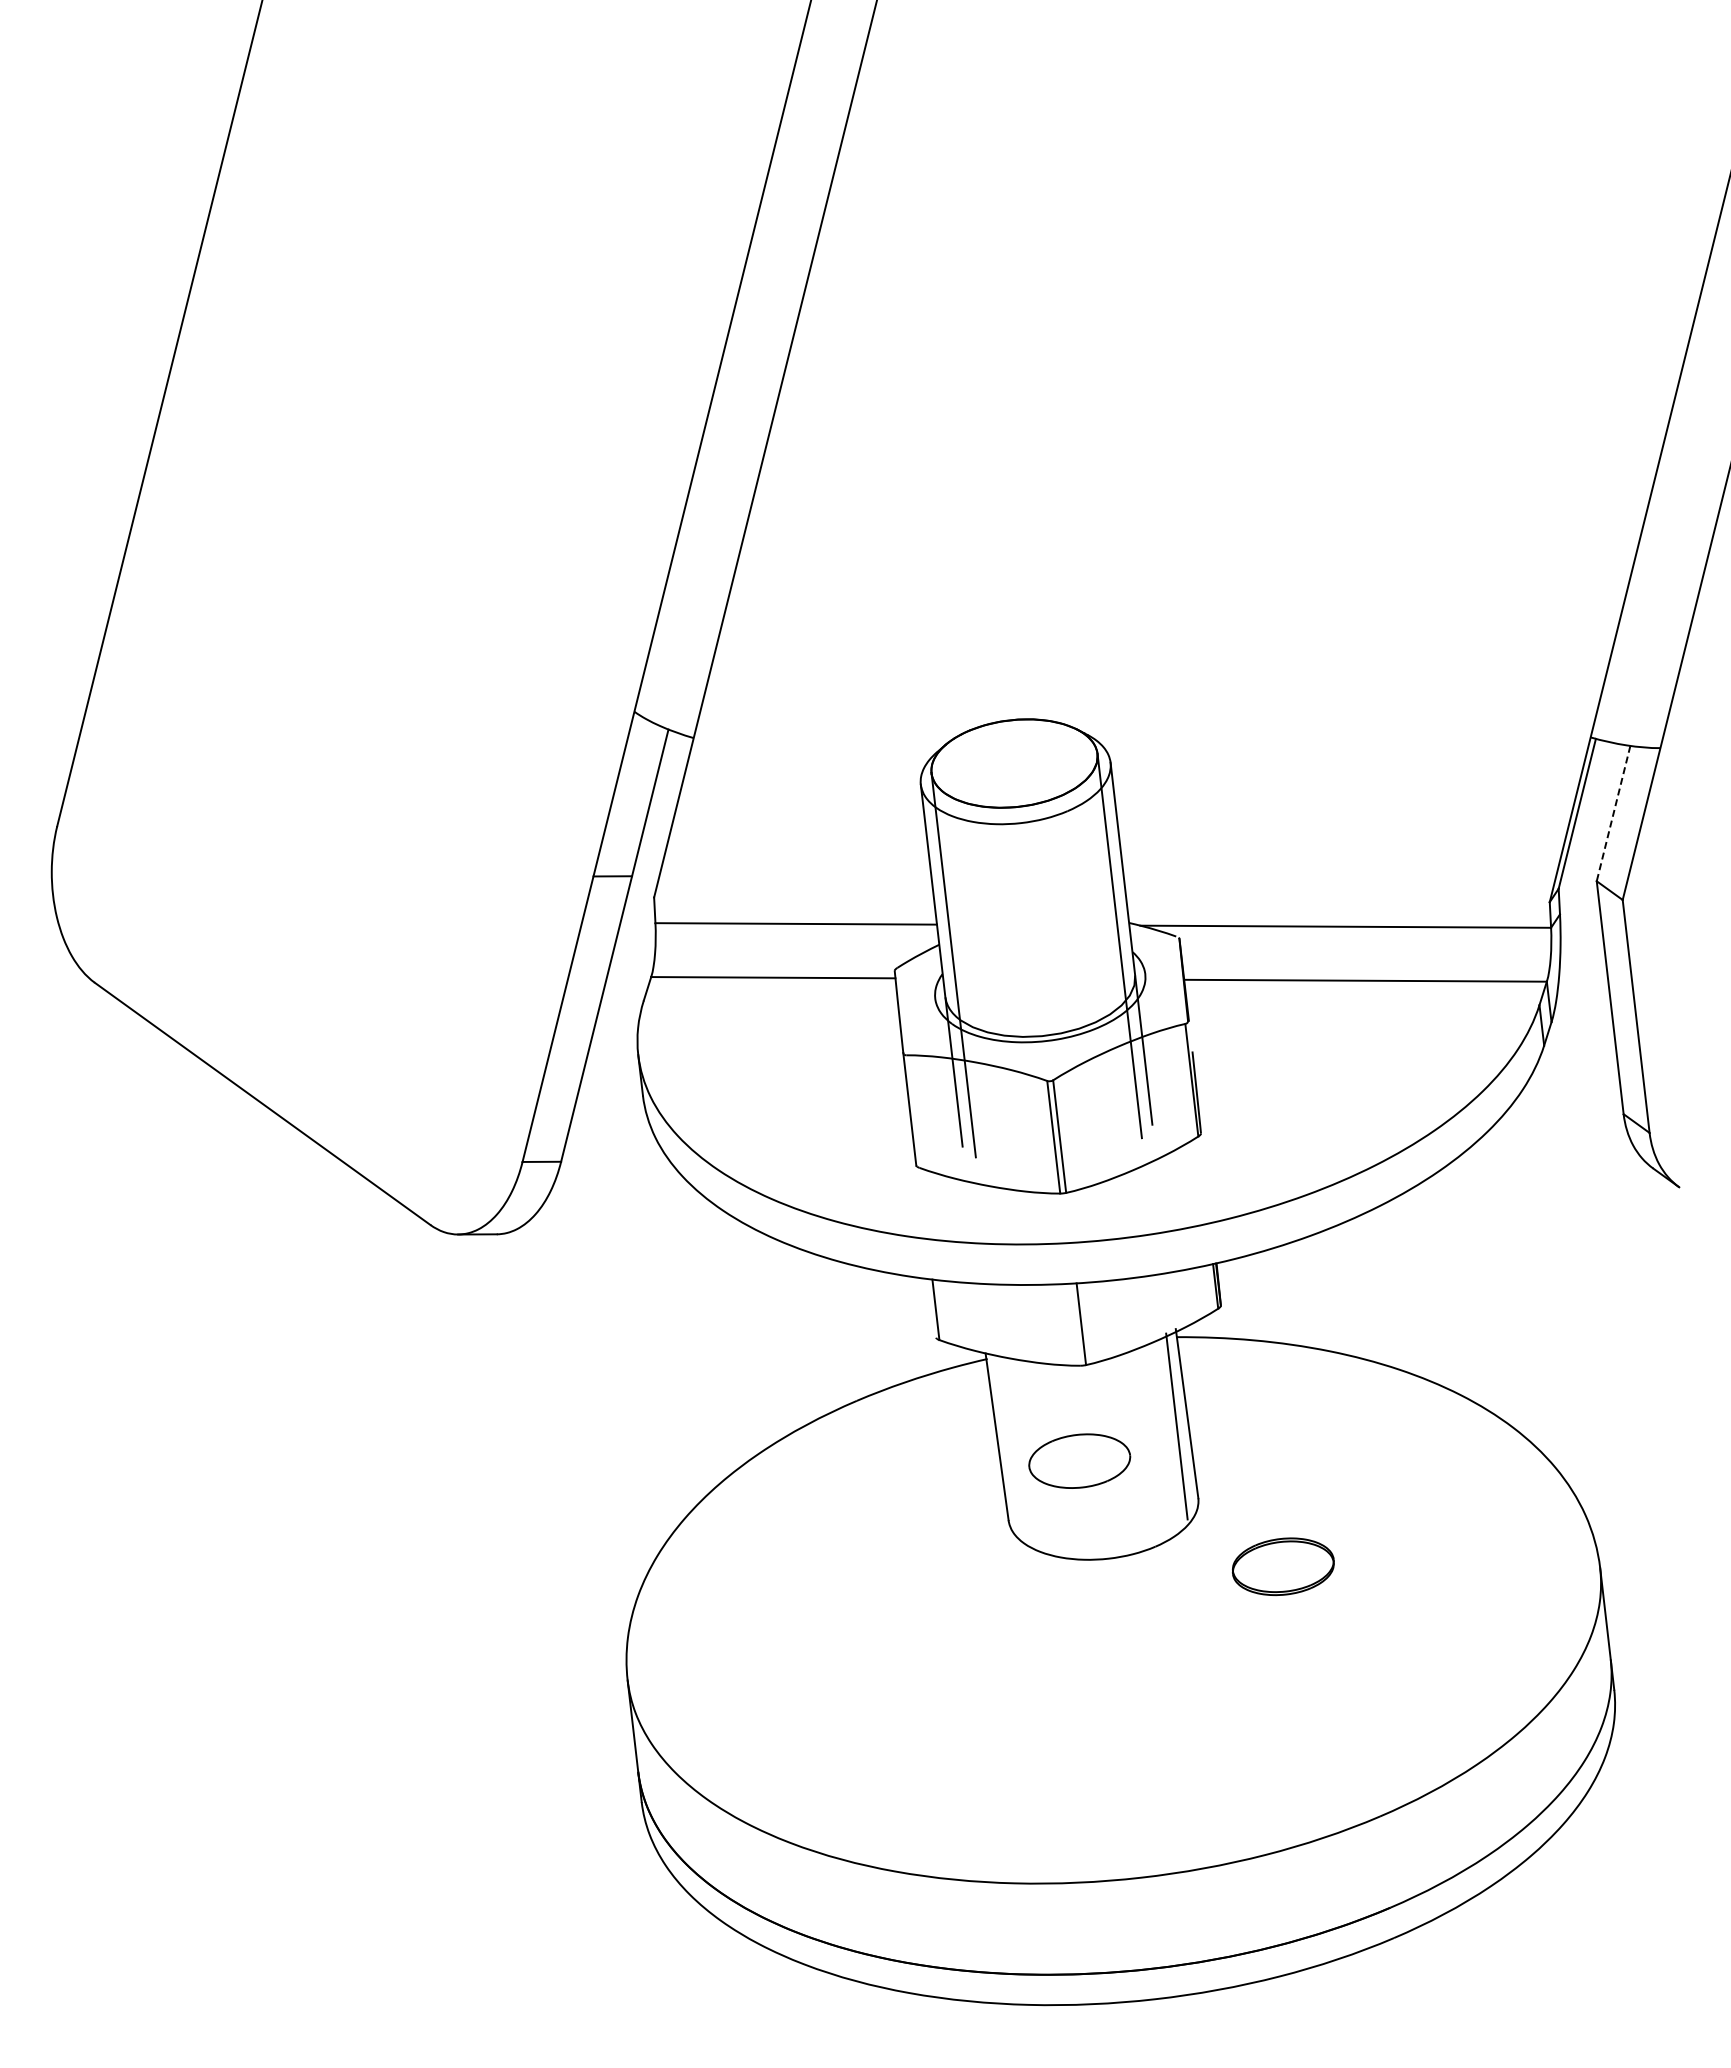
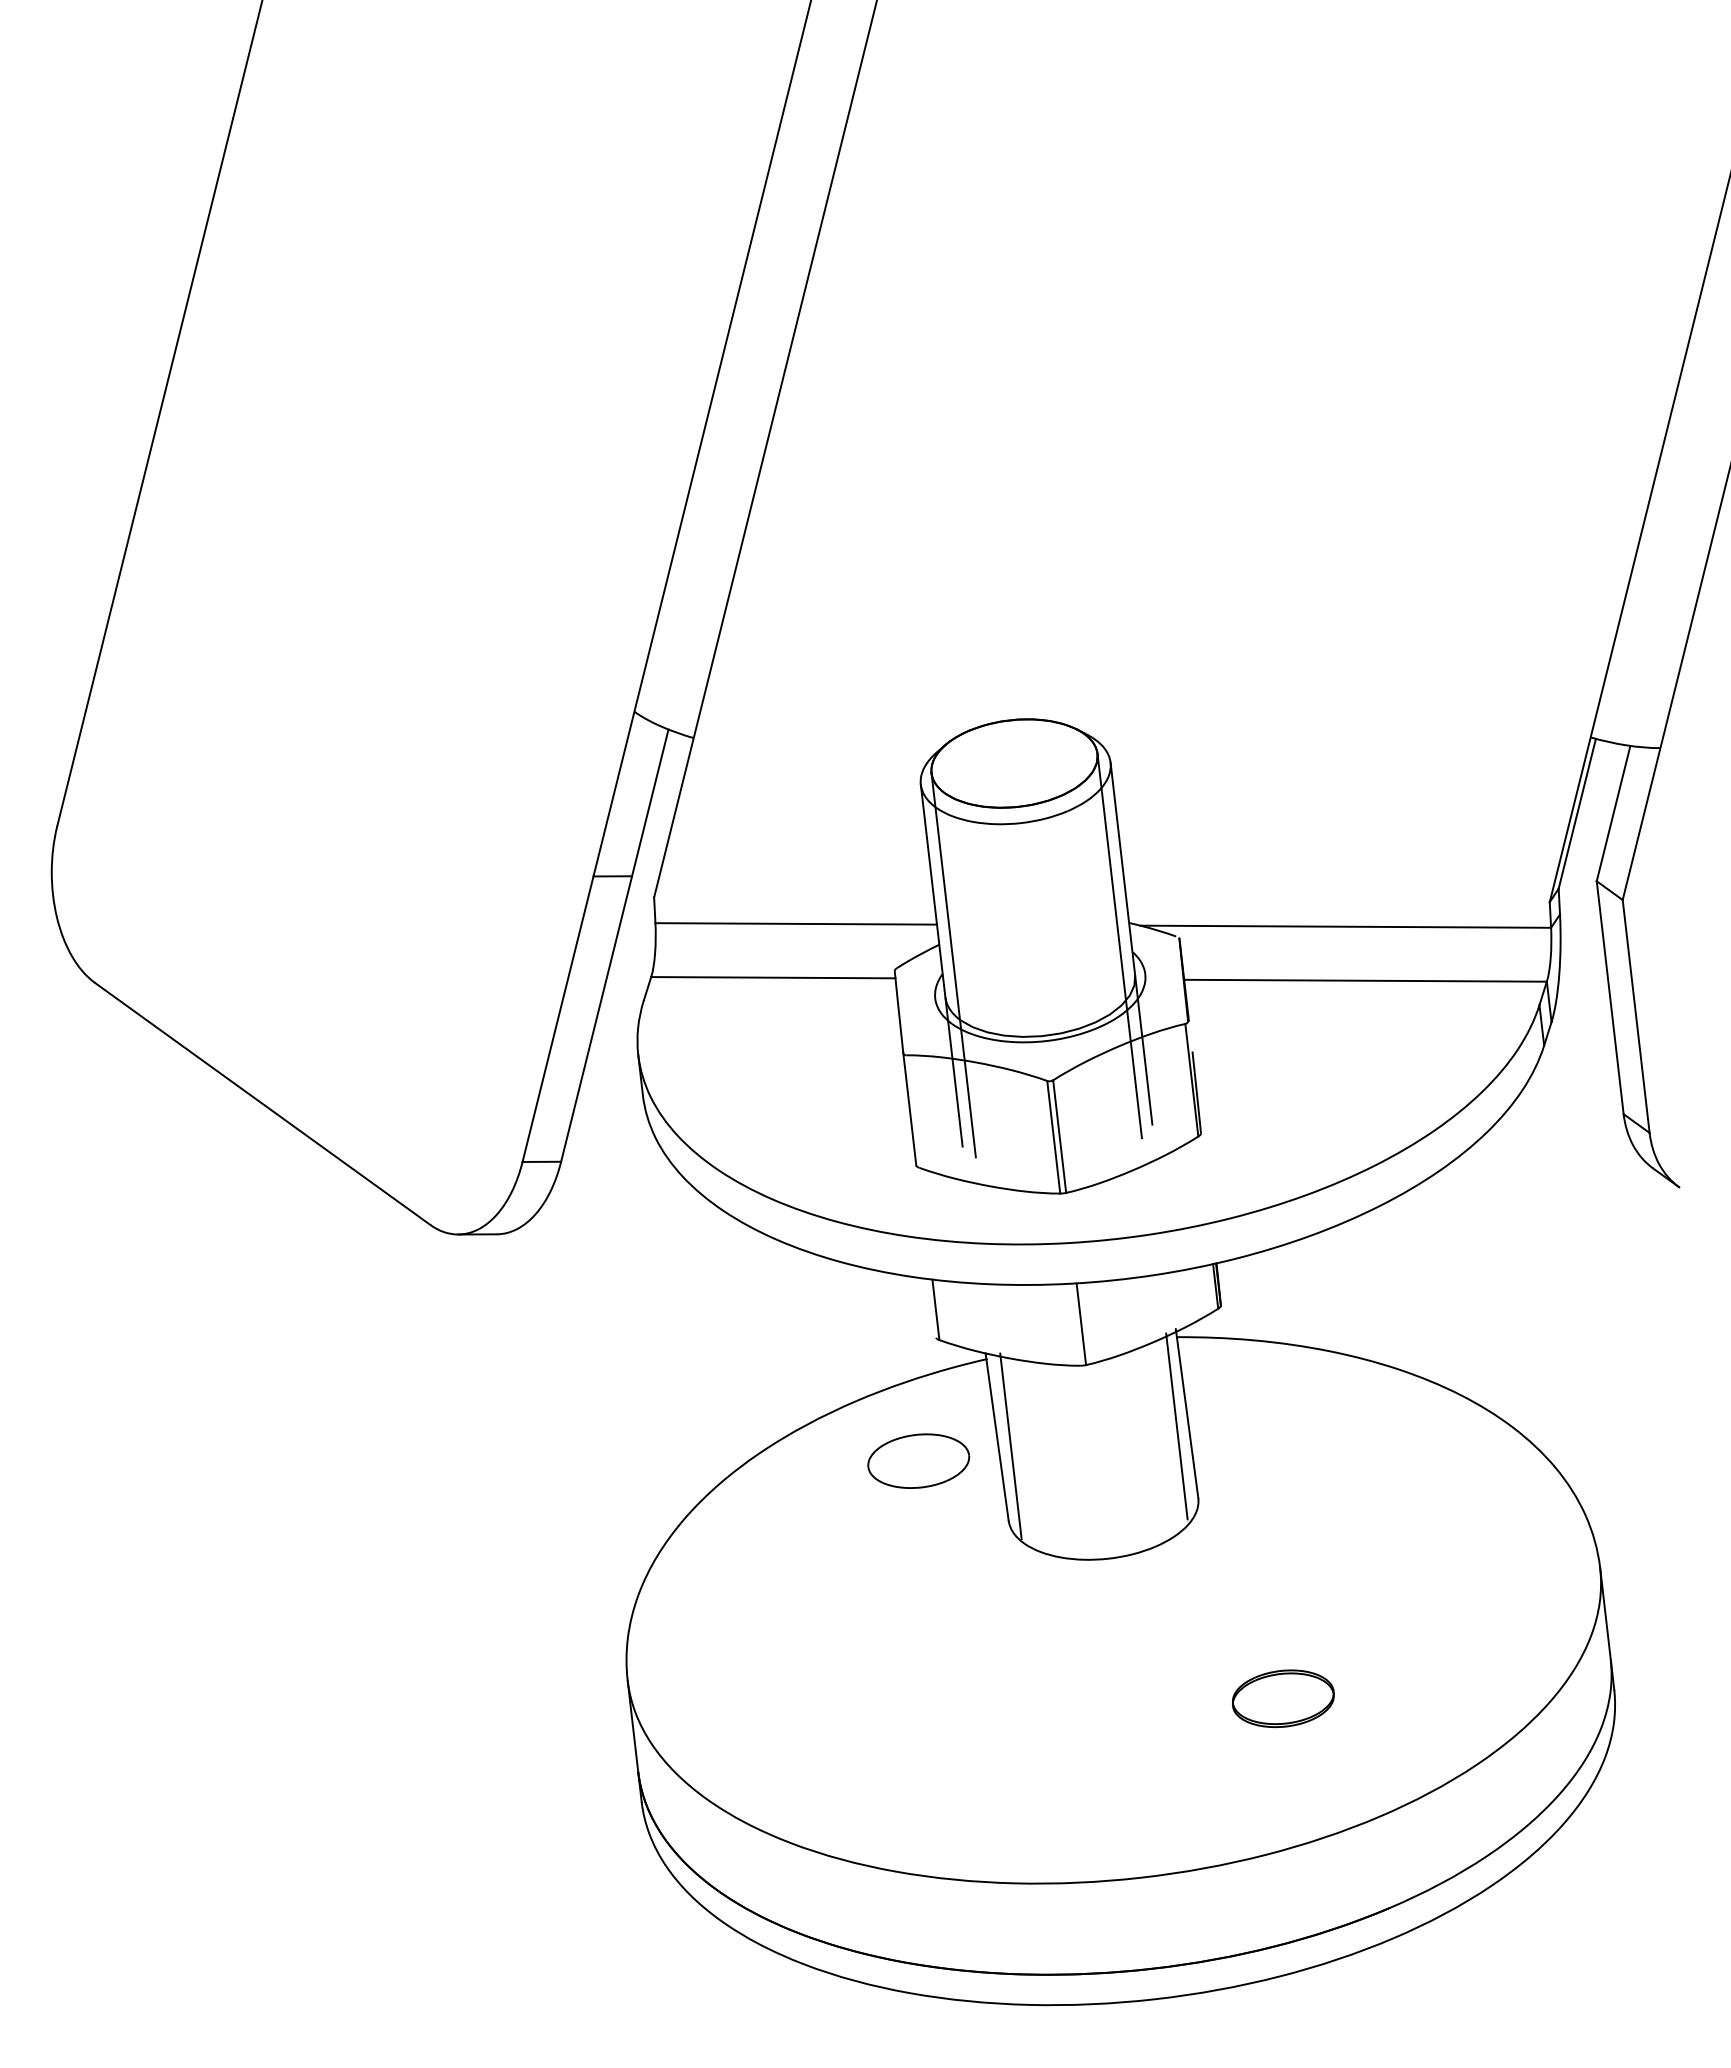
line: dashed -> solid (1613, 813)
line: none -> present (1010, 1446)
part position: (1079, 1460) -> (918, 1460) (918, 1460)
part position: (1283, 1566) -> (1283, 1698) (1283, 1698)
